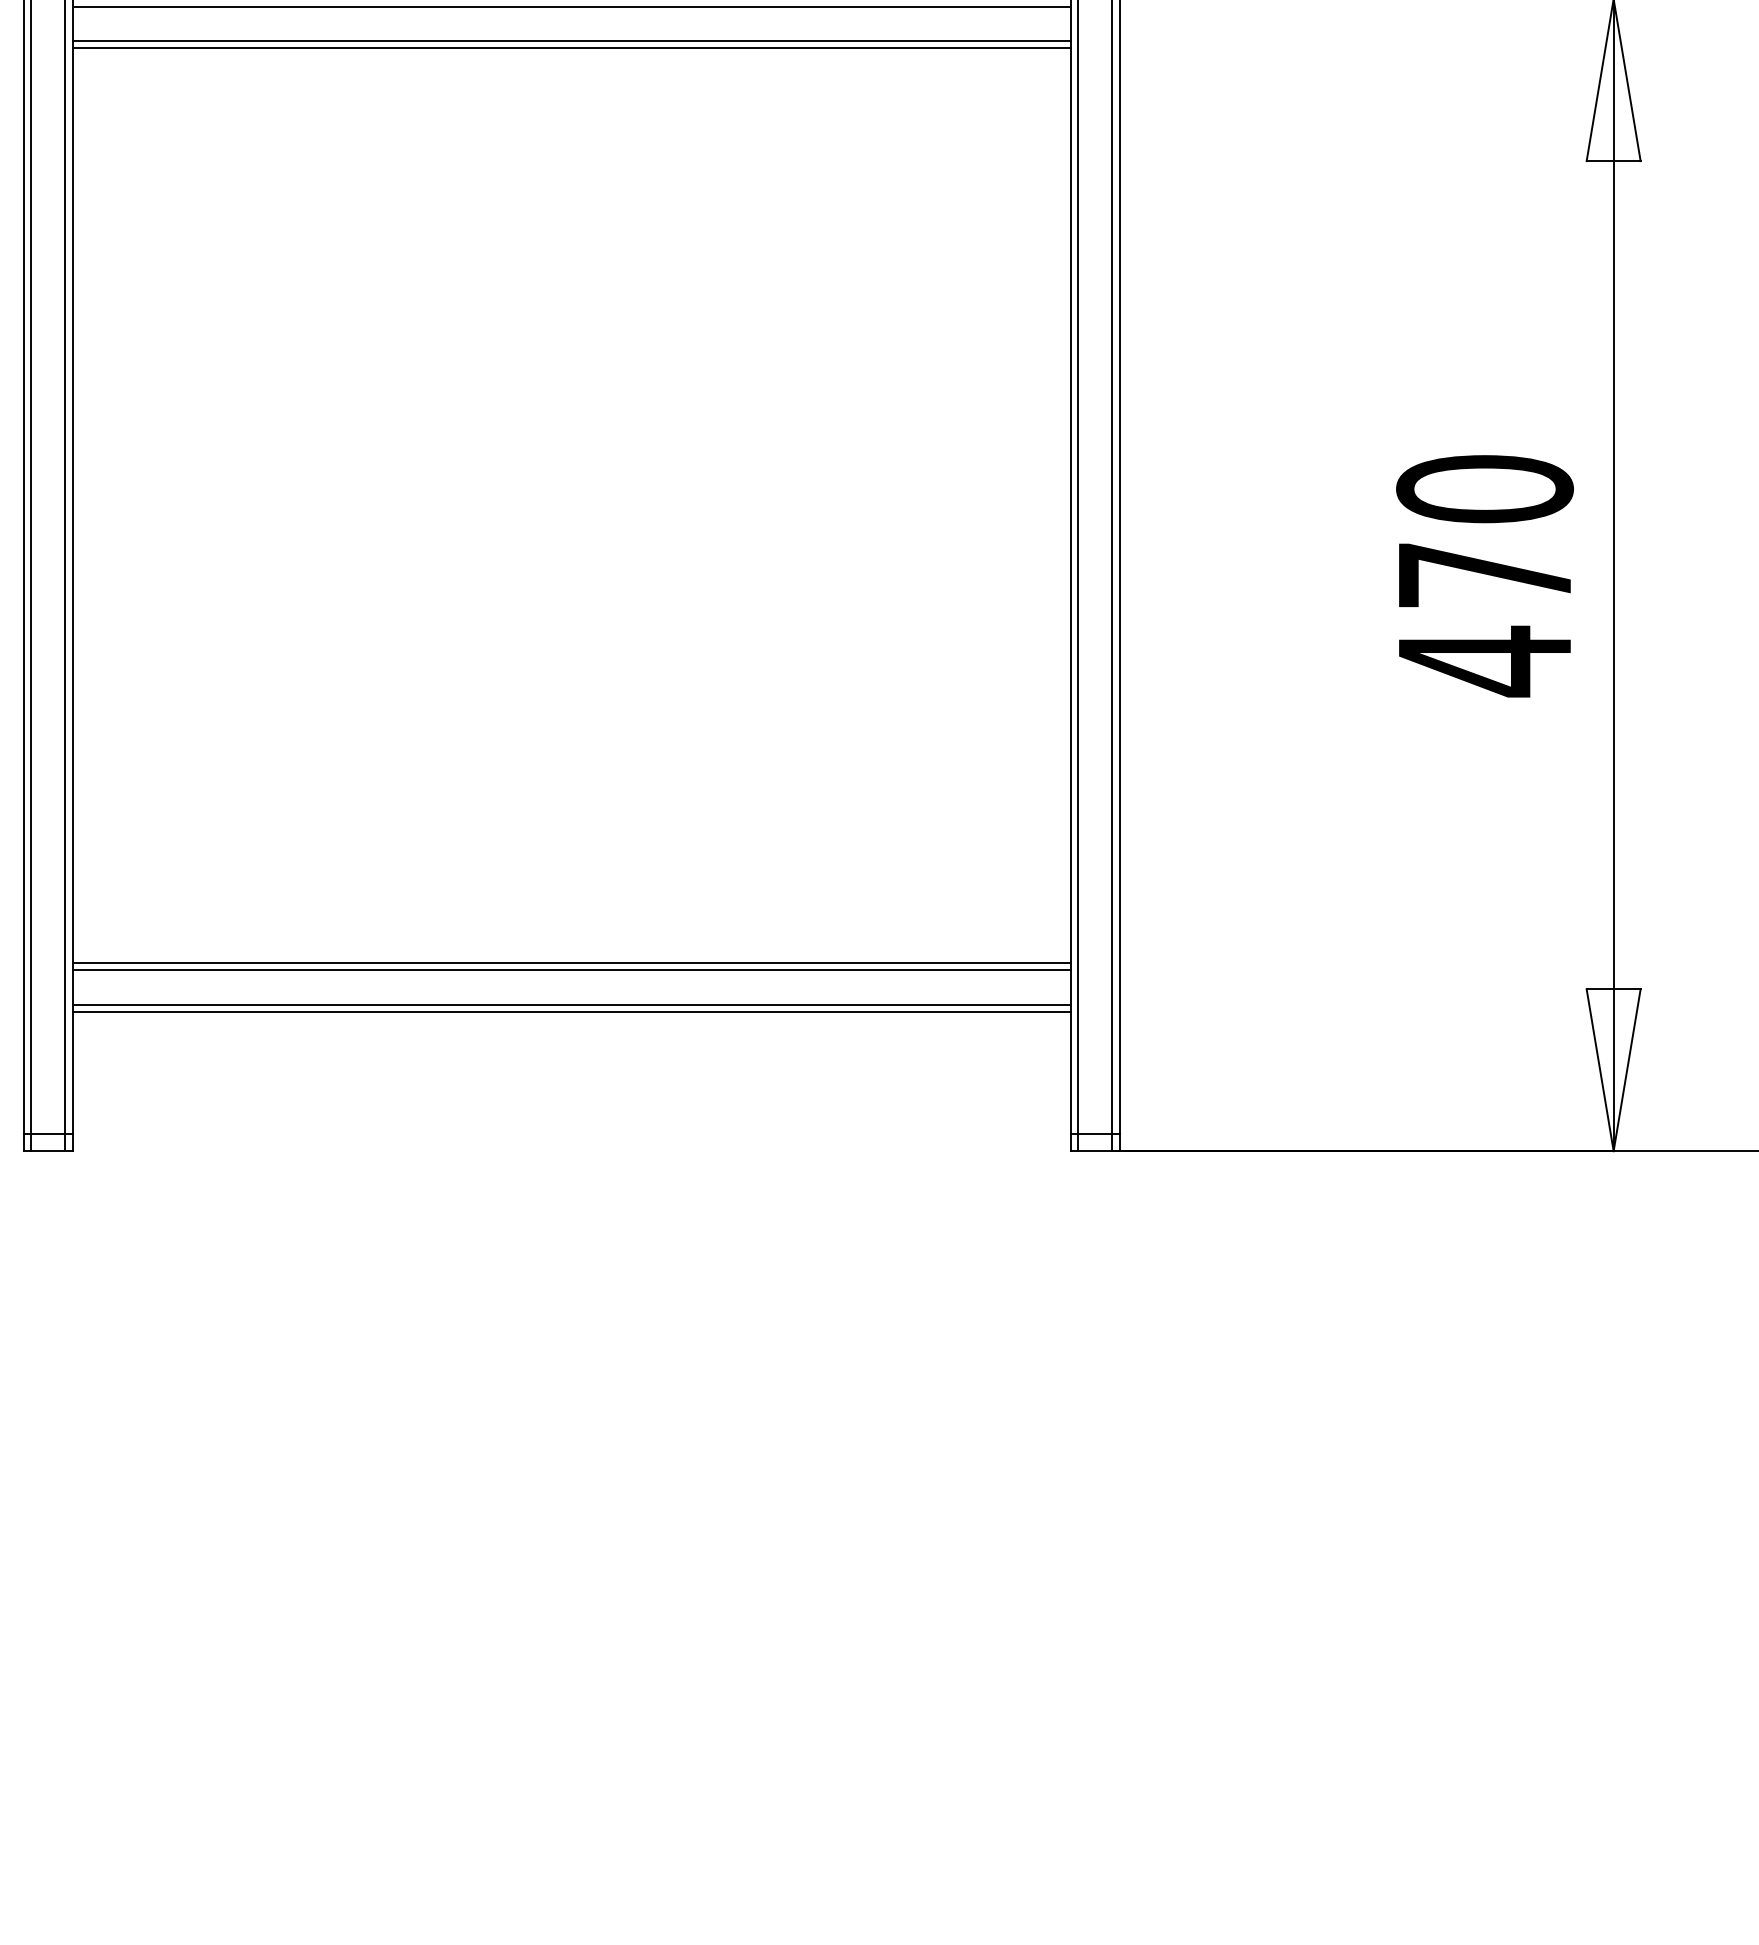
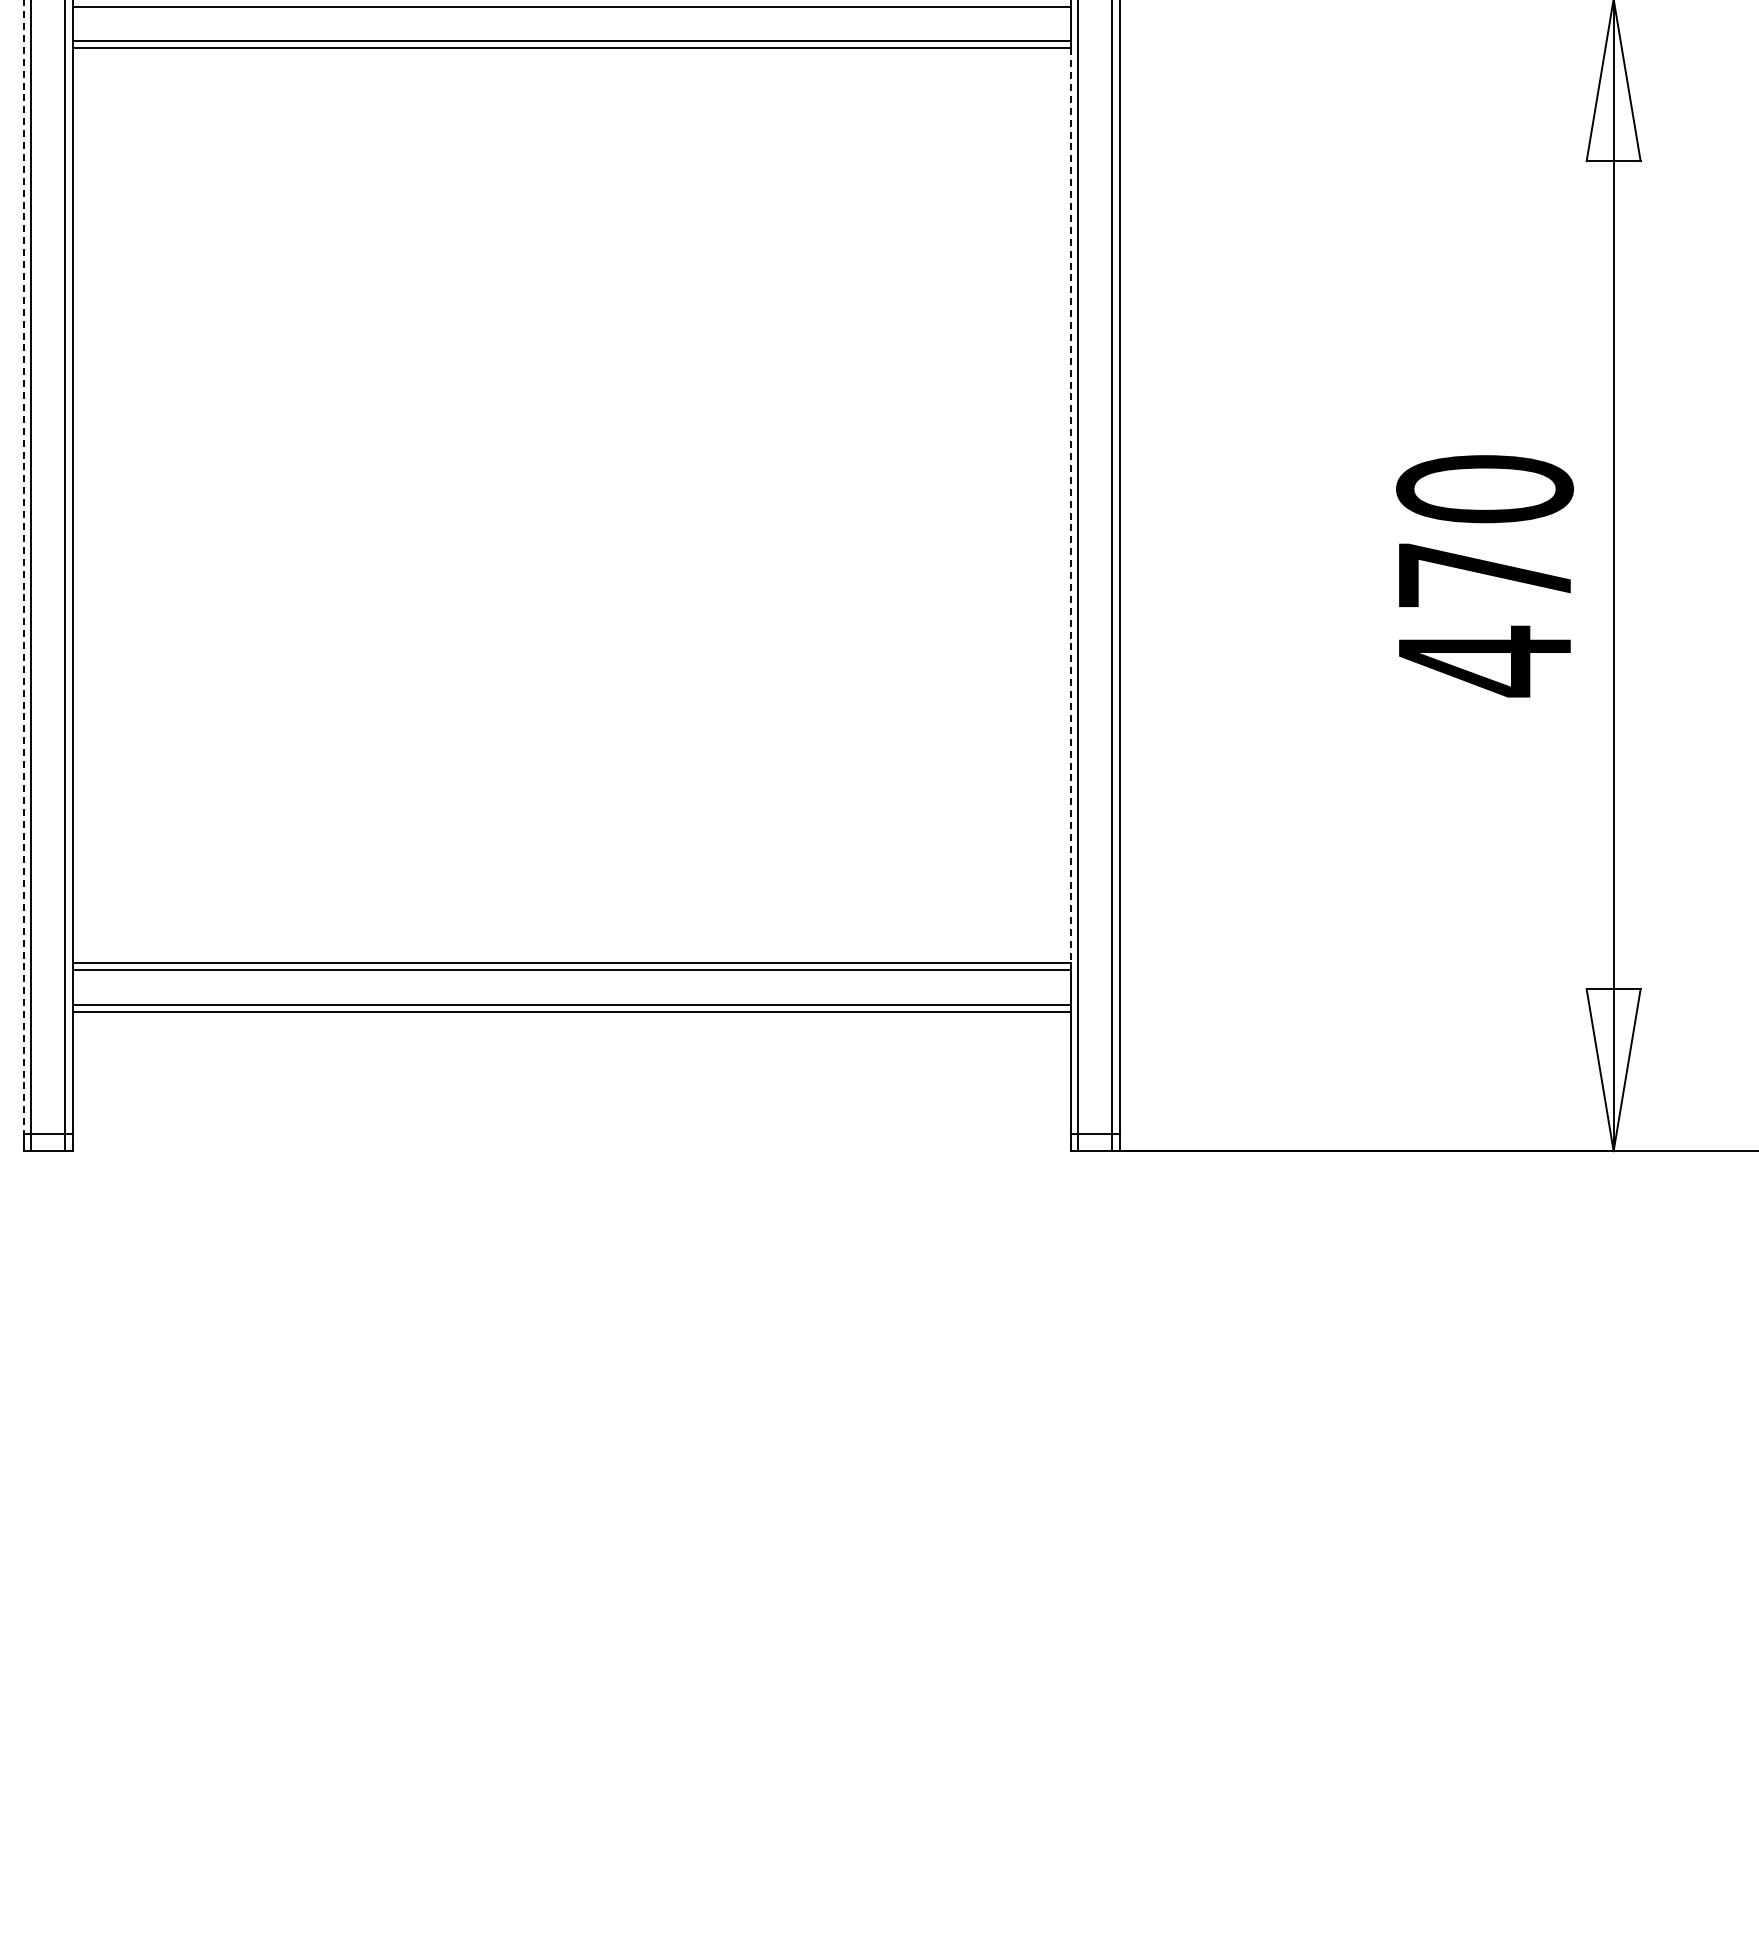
line: solid -> dashed (1070, 506)
line: solid -> dashed (23, 567)
